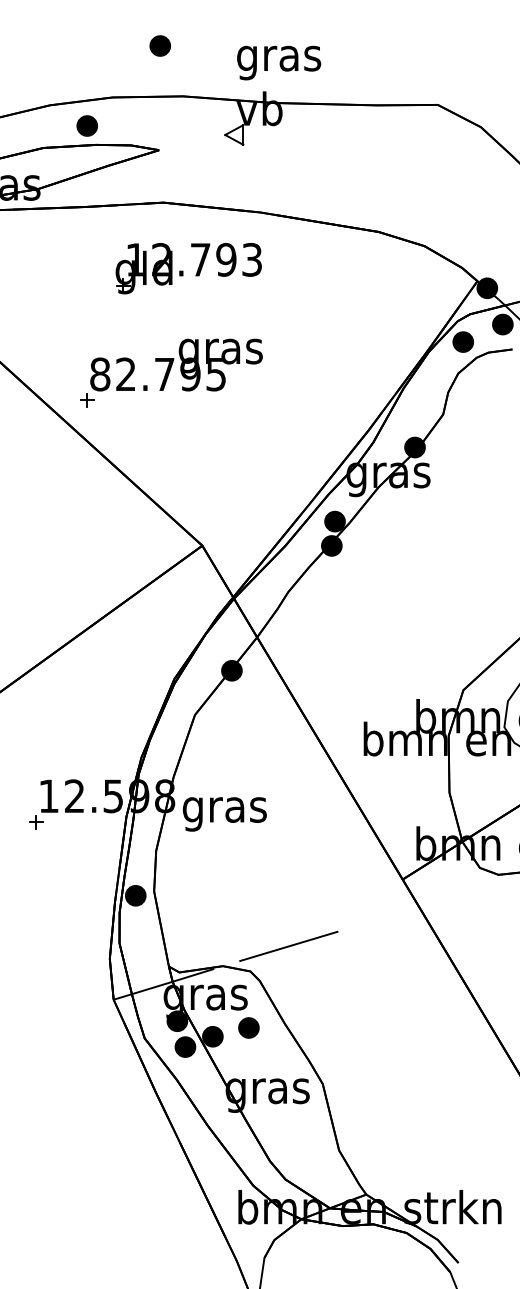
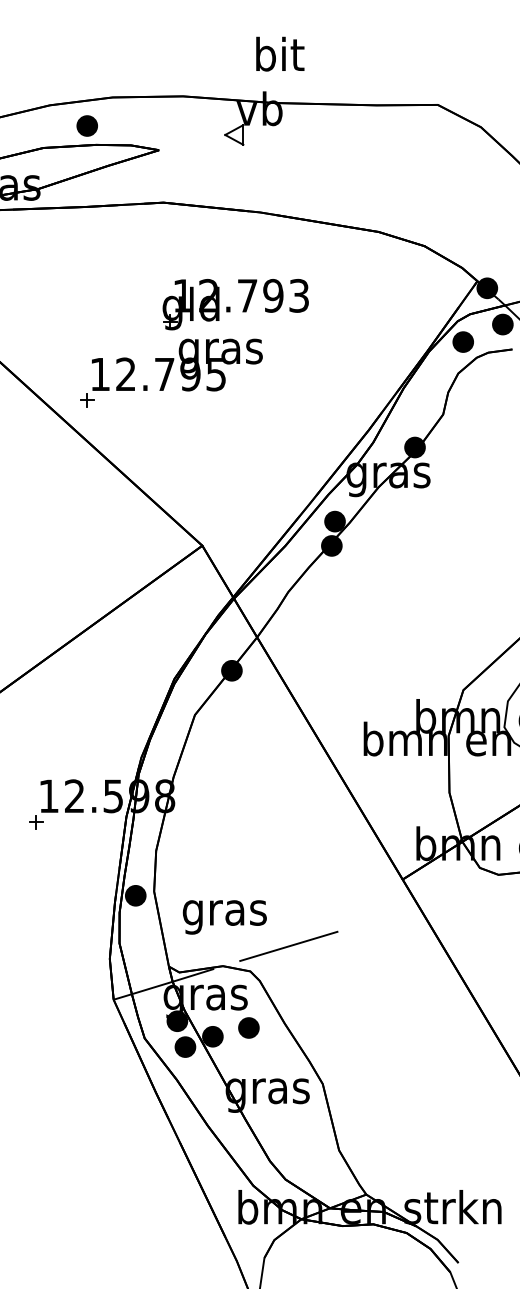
part: present -> none (159, 45)
text: gras -> bit (279, 58)
part position: (188, 268) -> (235, 304) (235, 304)
text: 82.795 -> 12.795 (100, 374)
text position: (224, 814) -> (224, 917) (224, 917)
